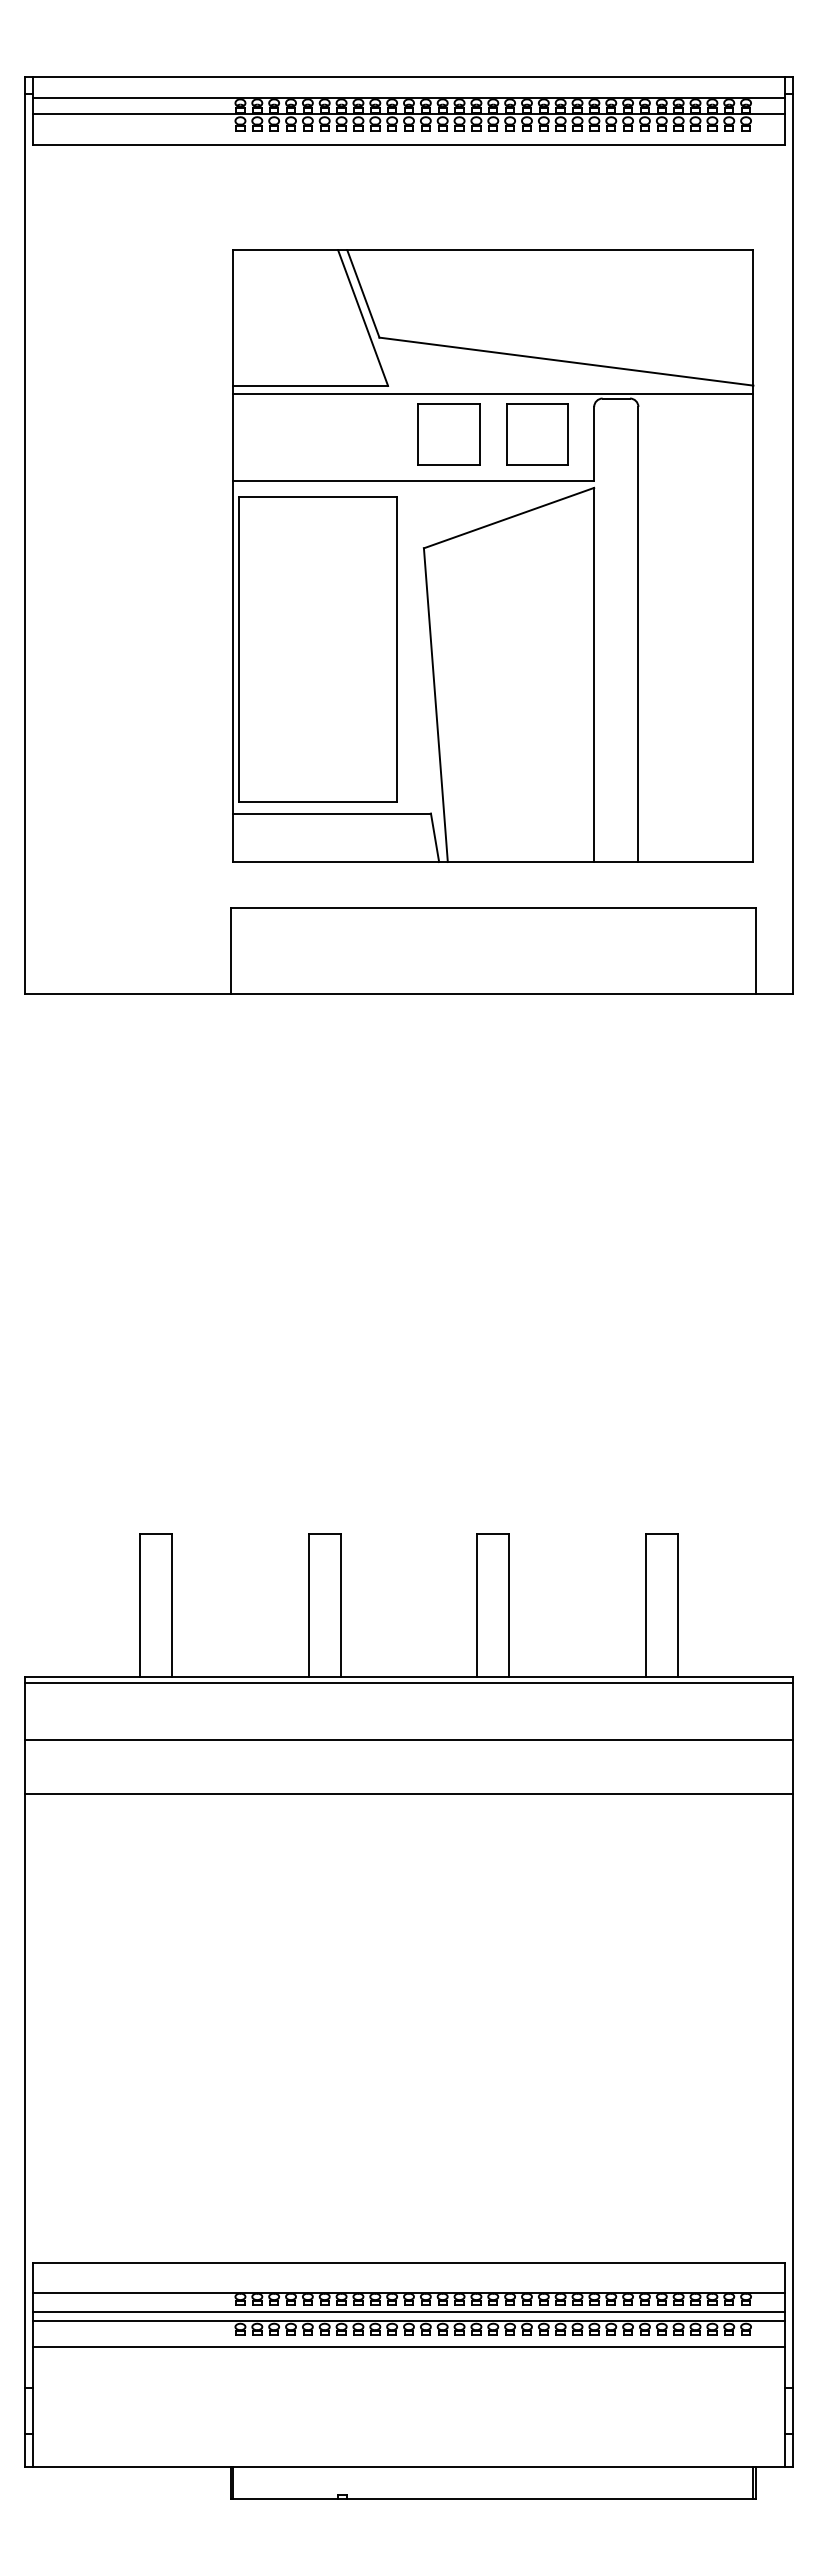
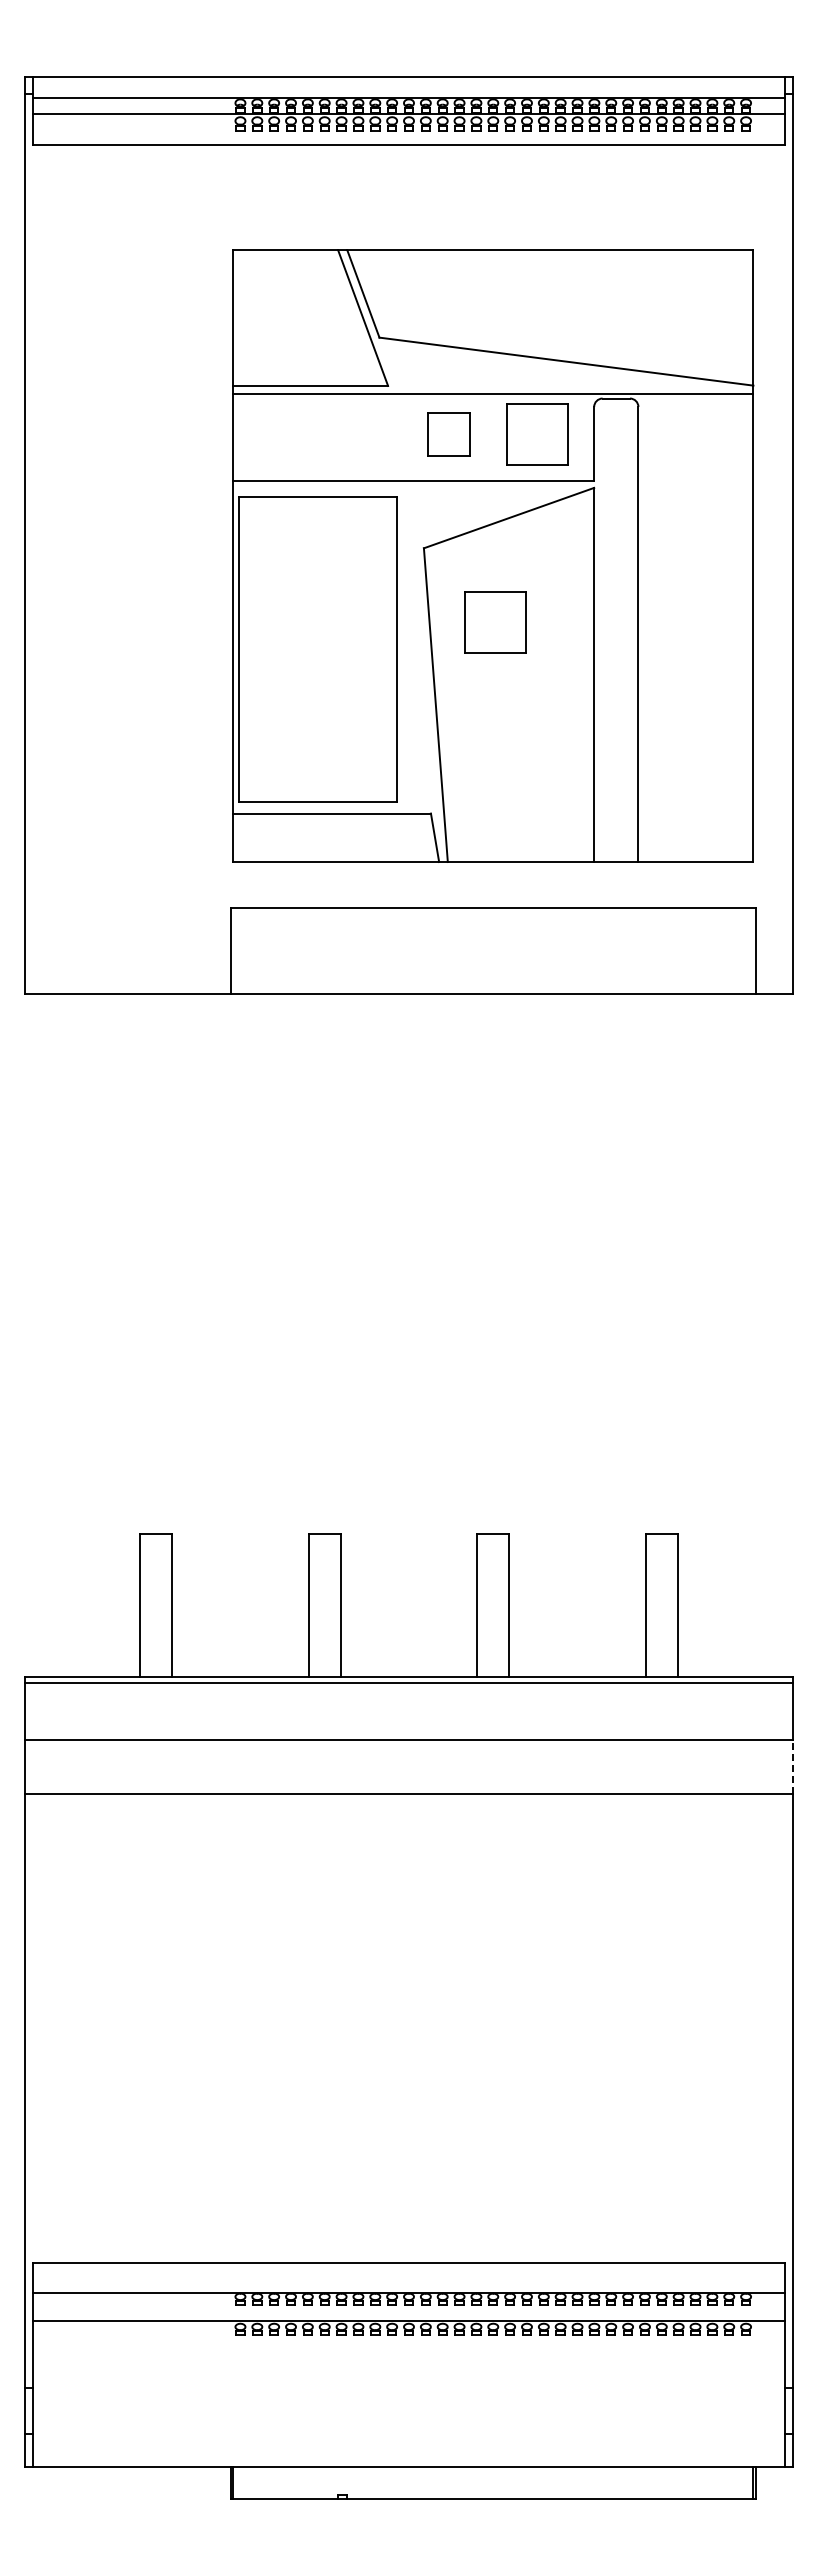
part size: 64x63 px -> 44x45 px (448, 434)
part: none -> present (495, 622)
line: solid -> dashed (793, 1766)
line: present -> none (408, 2312)
line: present -> none (408, 2347)
